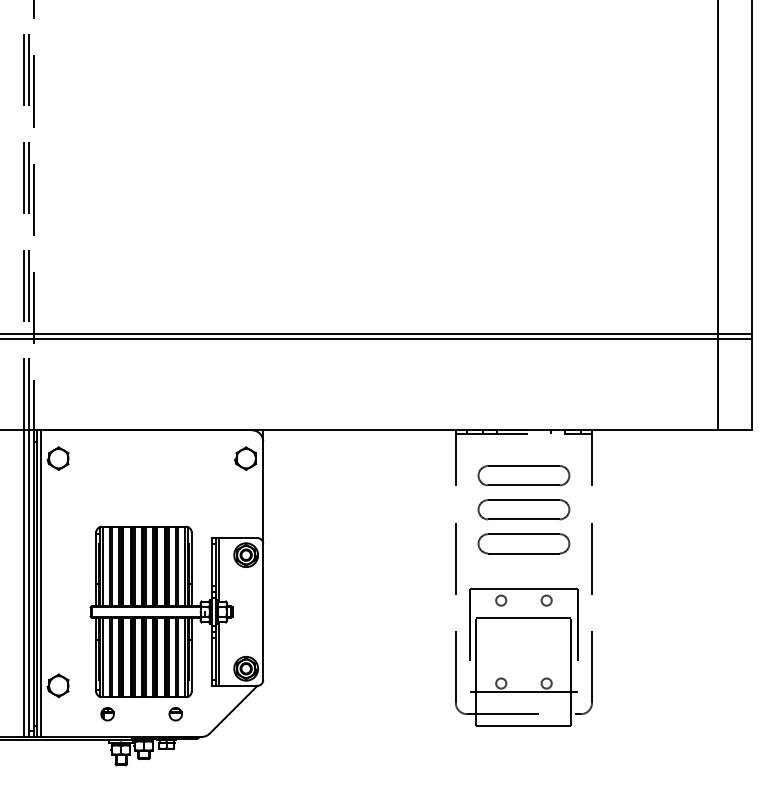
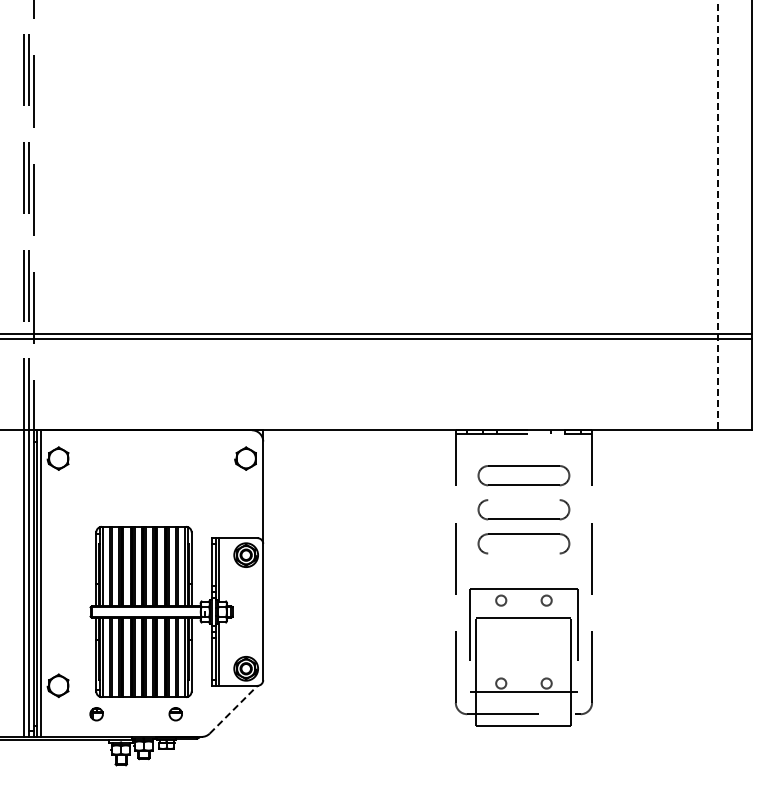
line: solid -> dashed (717, 215)
line: present -> none (523, 500)
line: present -> none (523, 553)
line: solid -> dashed (233, 709)
part position: (107, 714) -> (96, 714) (96, 714)
